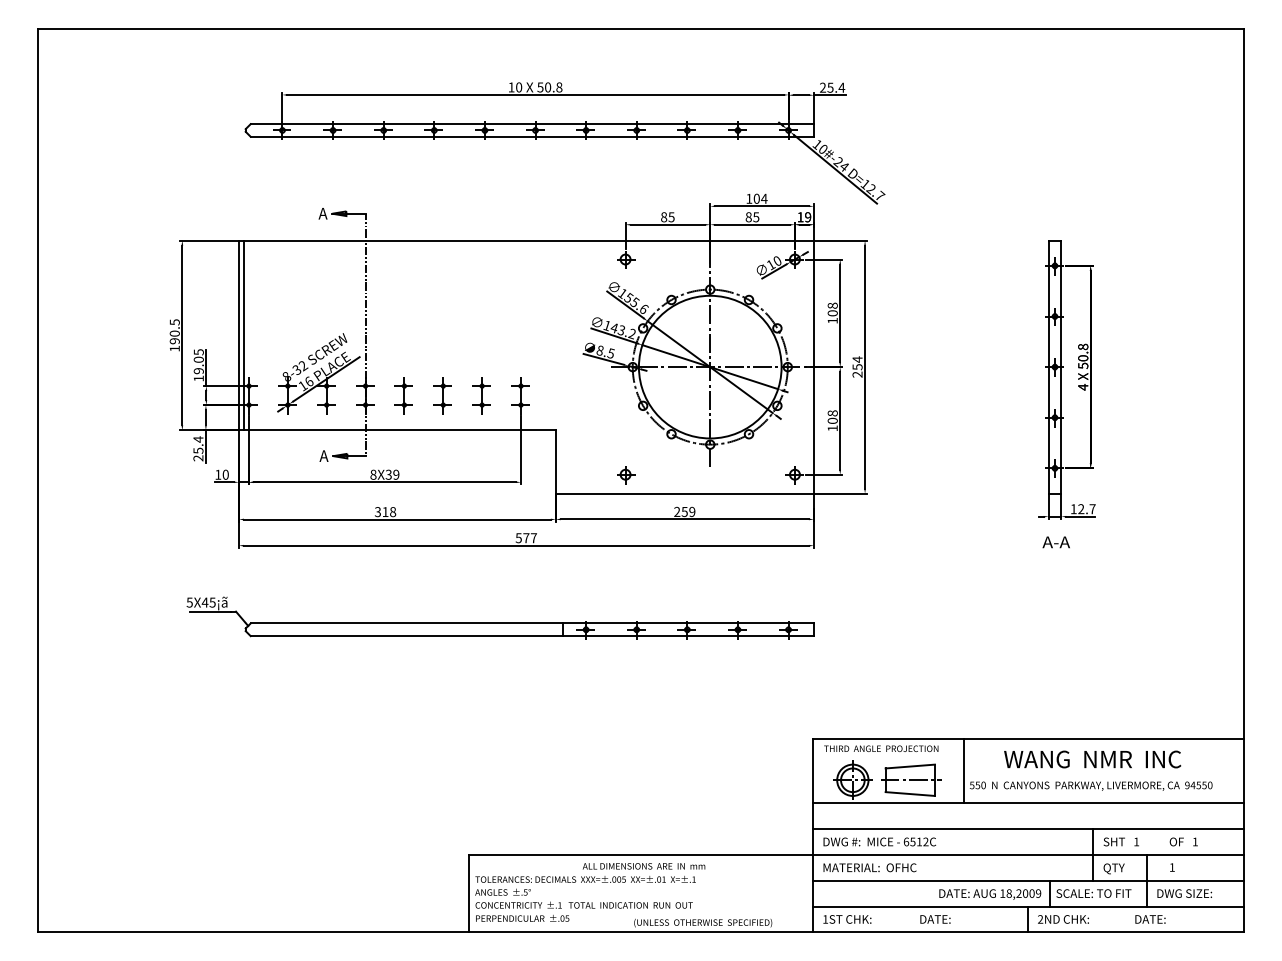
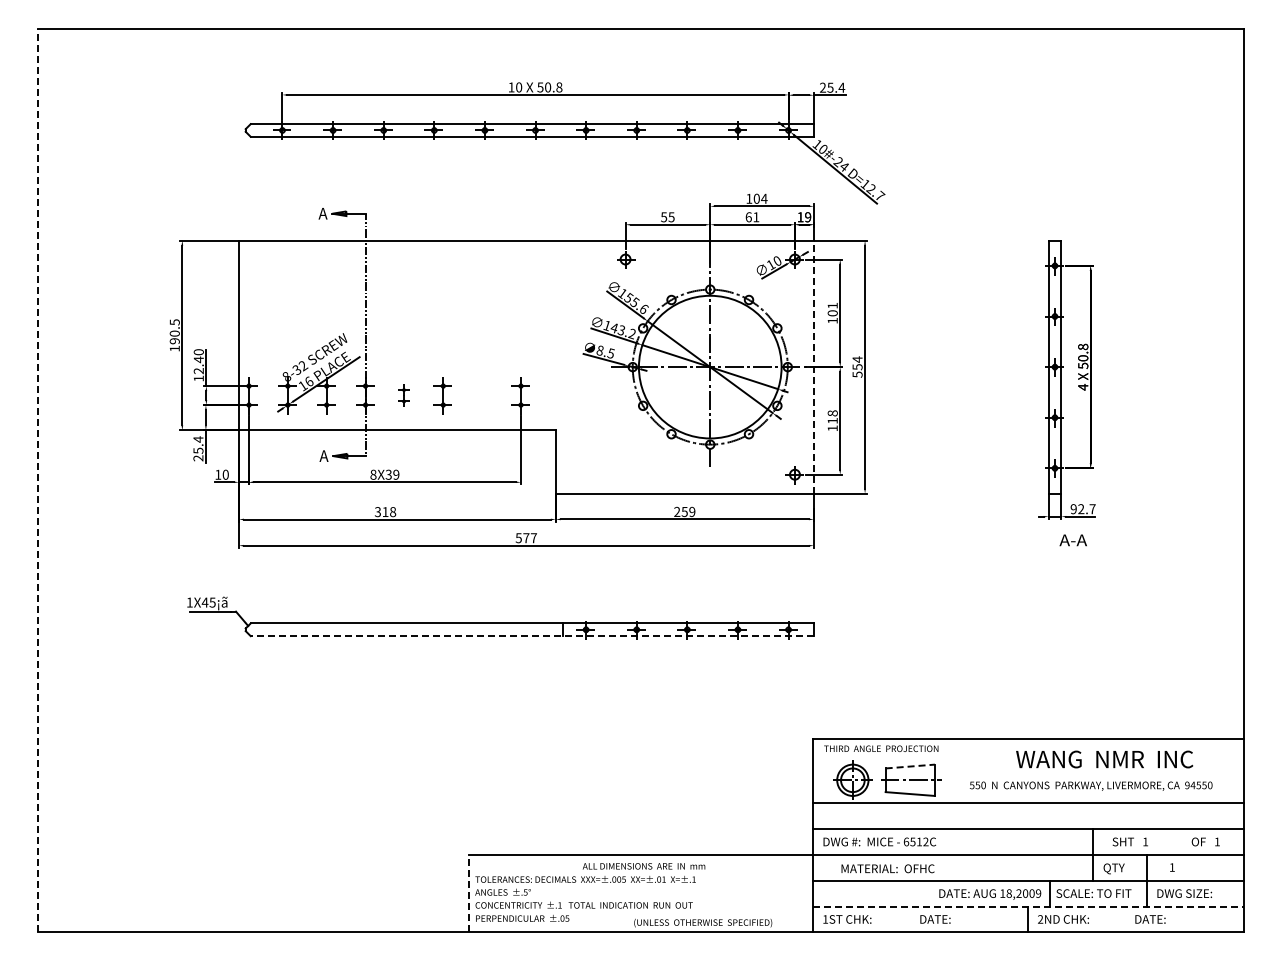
text: 85 -> 55 (664, 217)
text: 85 -> 61 (752, 217)
text: 108 -> 101 (832, 305)
line: present -> none (244, 335)
text: 19.05 -> 12.40 (198, 361)
line: solid -> dashed (813, 367)
text: 254 -> 554 (857, 374)
part size: 19x38 px -> 12x23 px (403, 395)
part: present -> none (481, 395)
text: 108 -> 118 (832, 420)
part: present -> none (626, 475)
line: solid -> dashed (38, 480)
text: 12.7 -> 92.7 (1073, 509)
text position: (1055, 542) -> (1072, 540) (1072, 540)
text: 5X45¡ã -> 1X45¡ã (189, 602)
line: solid -> dashed (532, 636)
text position: (1092, 759) -> (1104, 759) (1104, 759)
line: solid -> dashed (910, 766)
line: present -> none (963, 770)
text position: (1120, 841) -> (1129, 841) (1129, 841)
text position: (1183, 841) -> (1205, 841) (1205, 841)
text position: (869, 867) -> (887, 868) (887, 868)
line: solid -> dashed (468, 893)
line: solid -> dashed (1028, 906)
